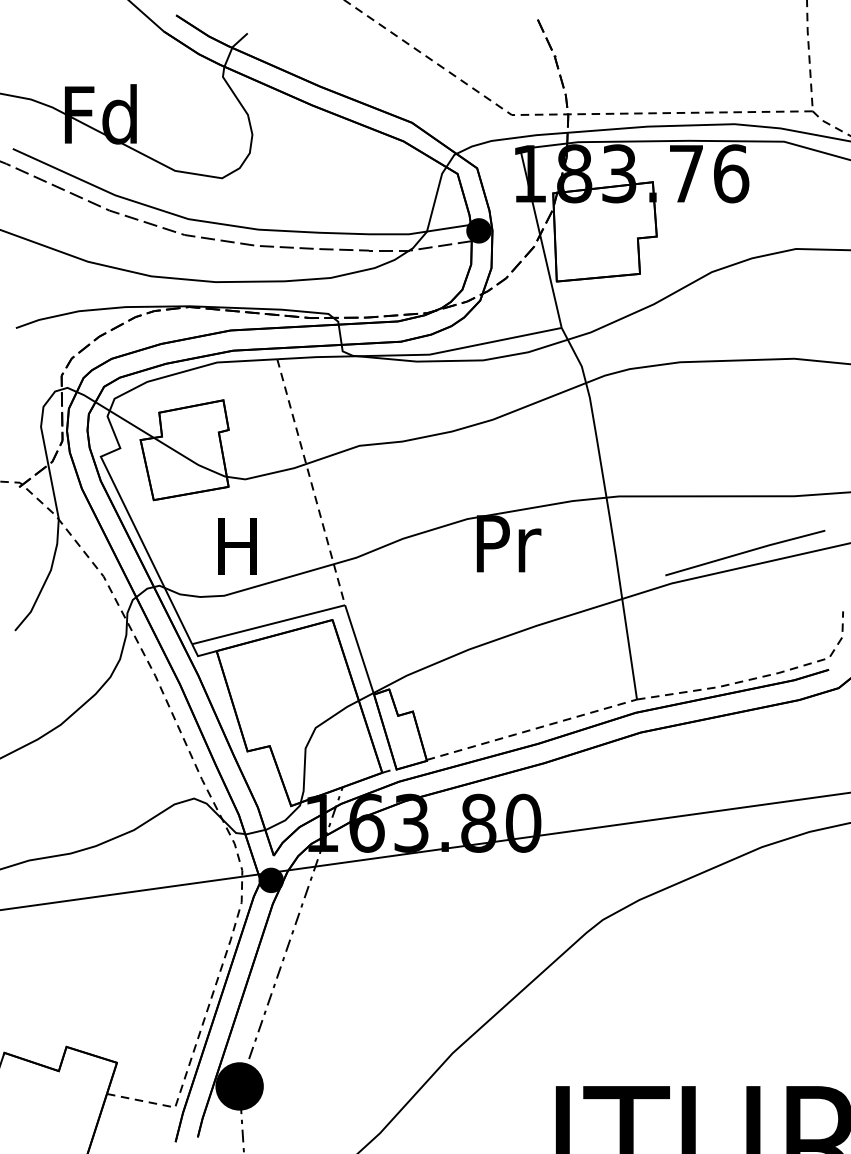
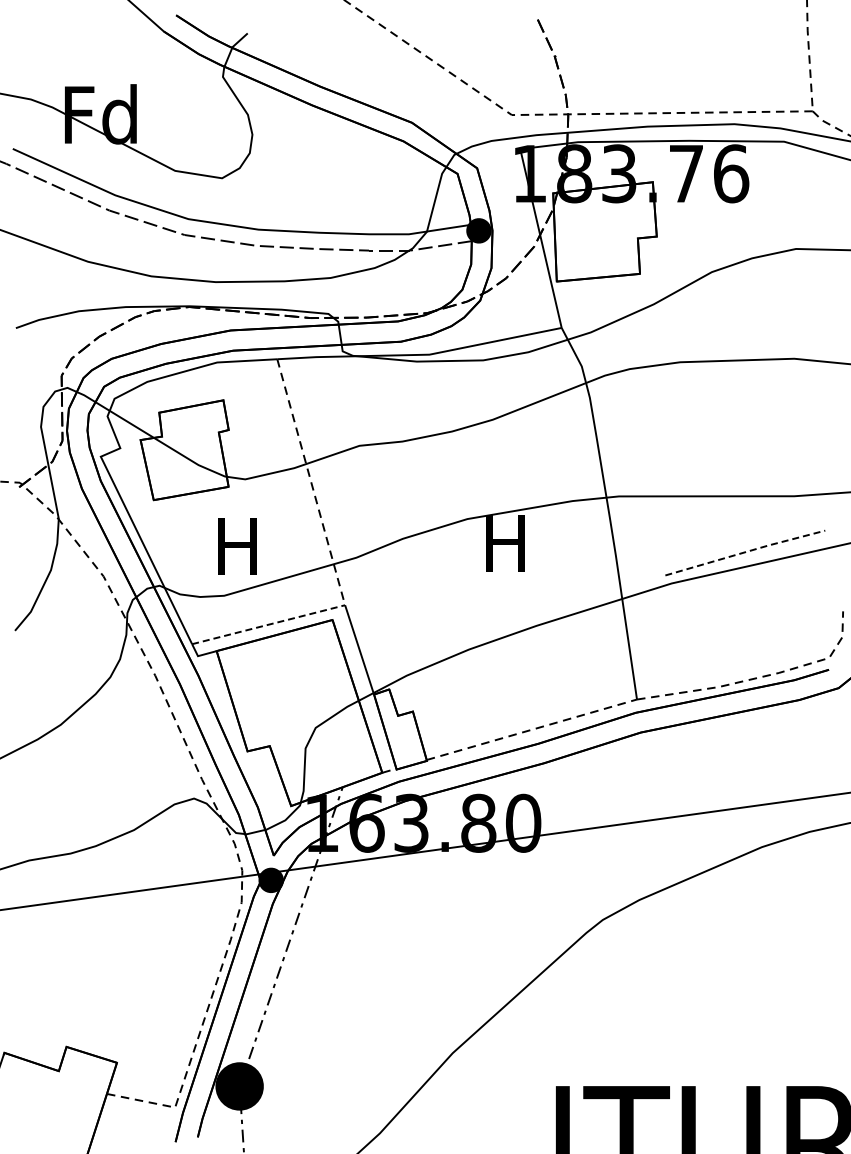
text: Pr -> H (508, 543)
line: solid -> dashed (746, 551)
line: solid -> dashed (268, 624)
